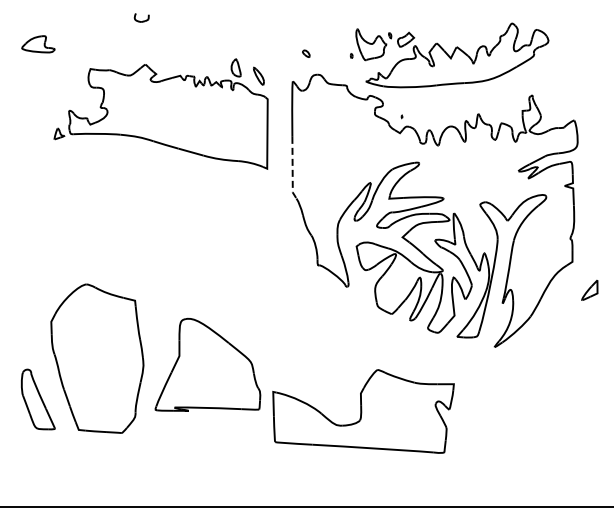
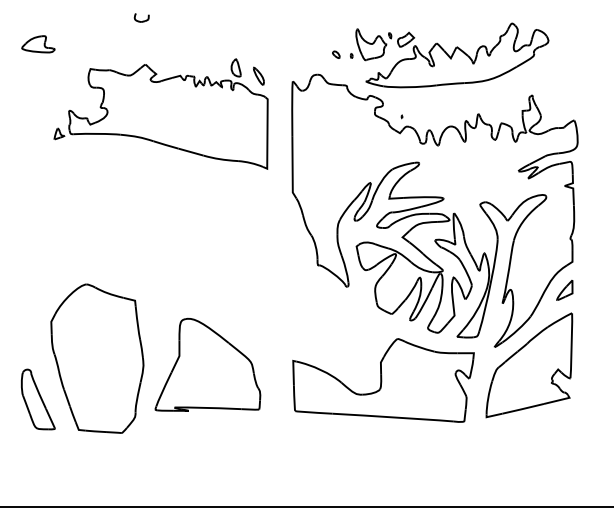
part position: (306, 53) -> (336, 54) (336, 54)
line: dashed -> solid (292, 169)
part position: (589, 289) -> (564, 289) (564, 289)
part: none -> present (529, 365)
part position: (363, 411) -> (383, 380) (383, 380)
